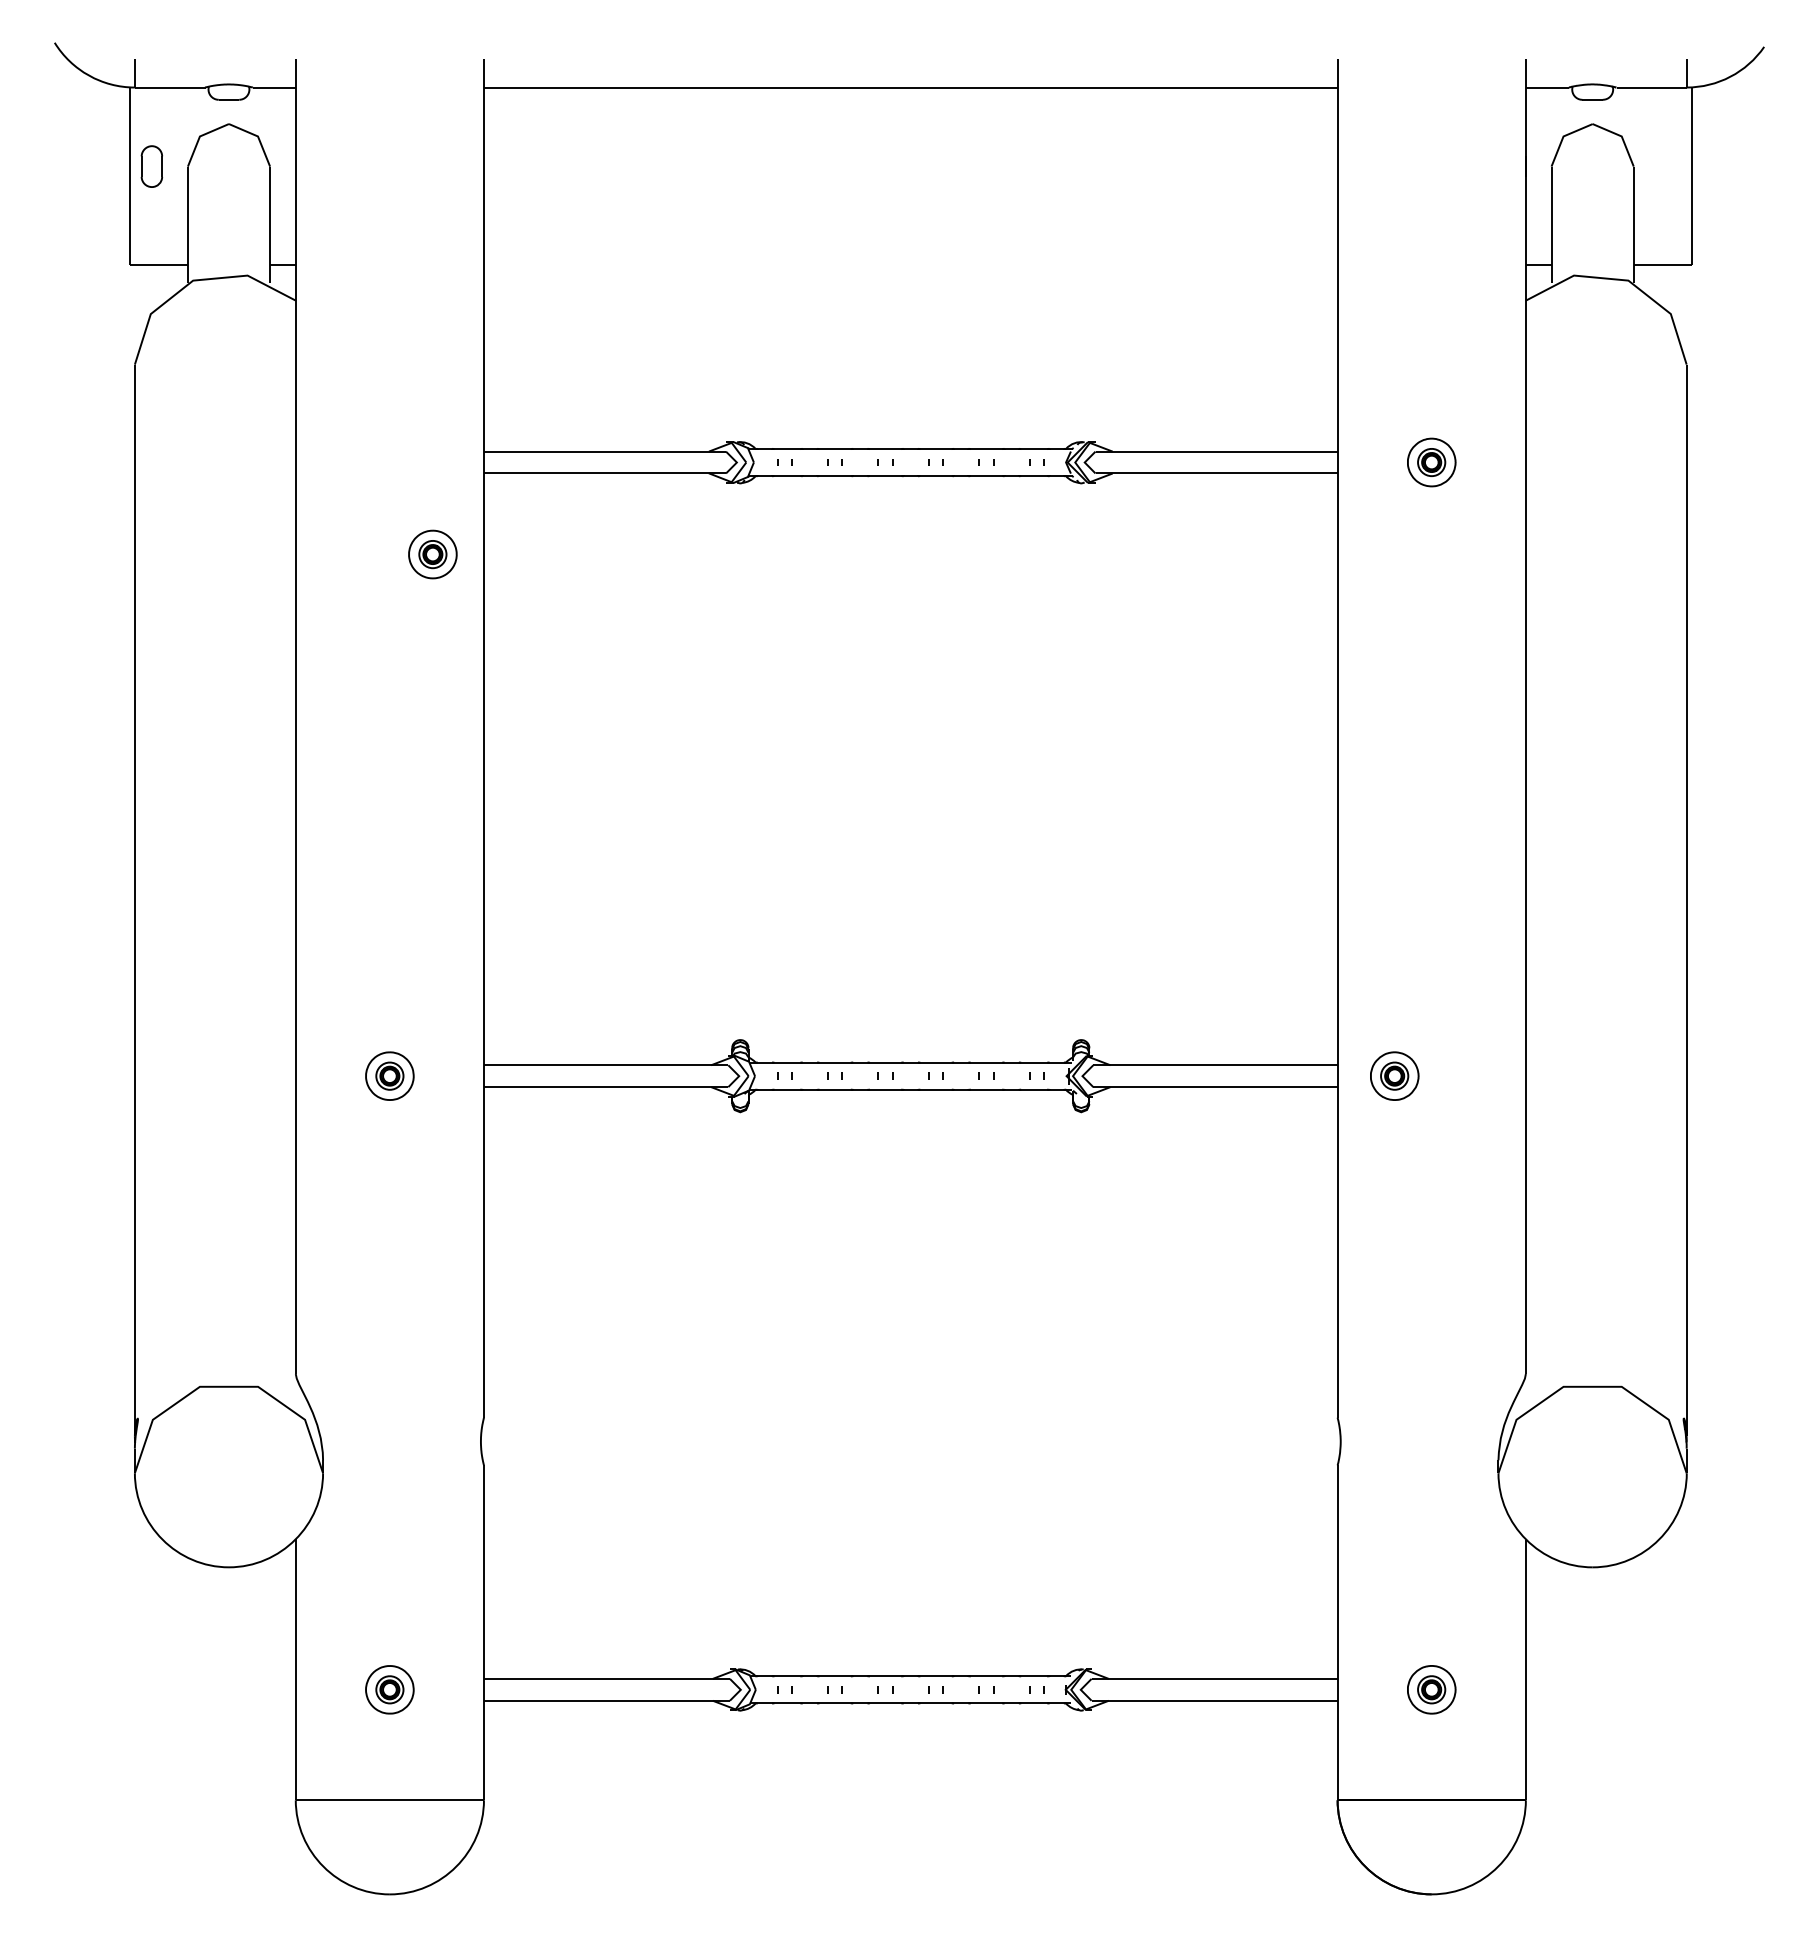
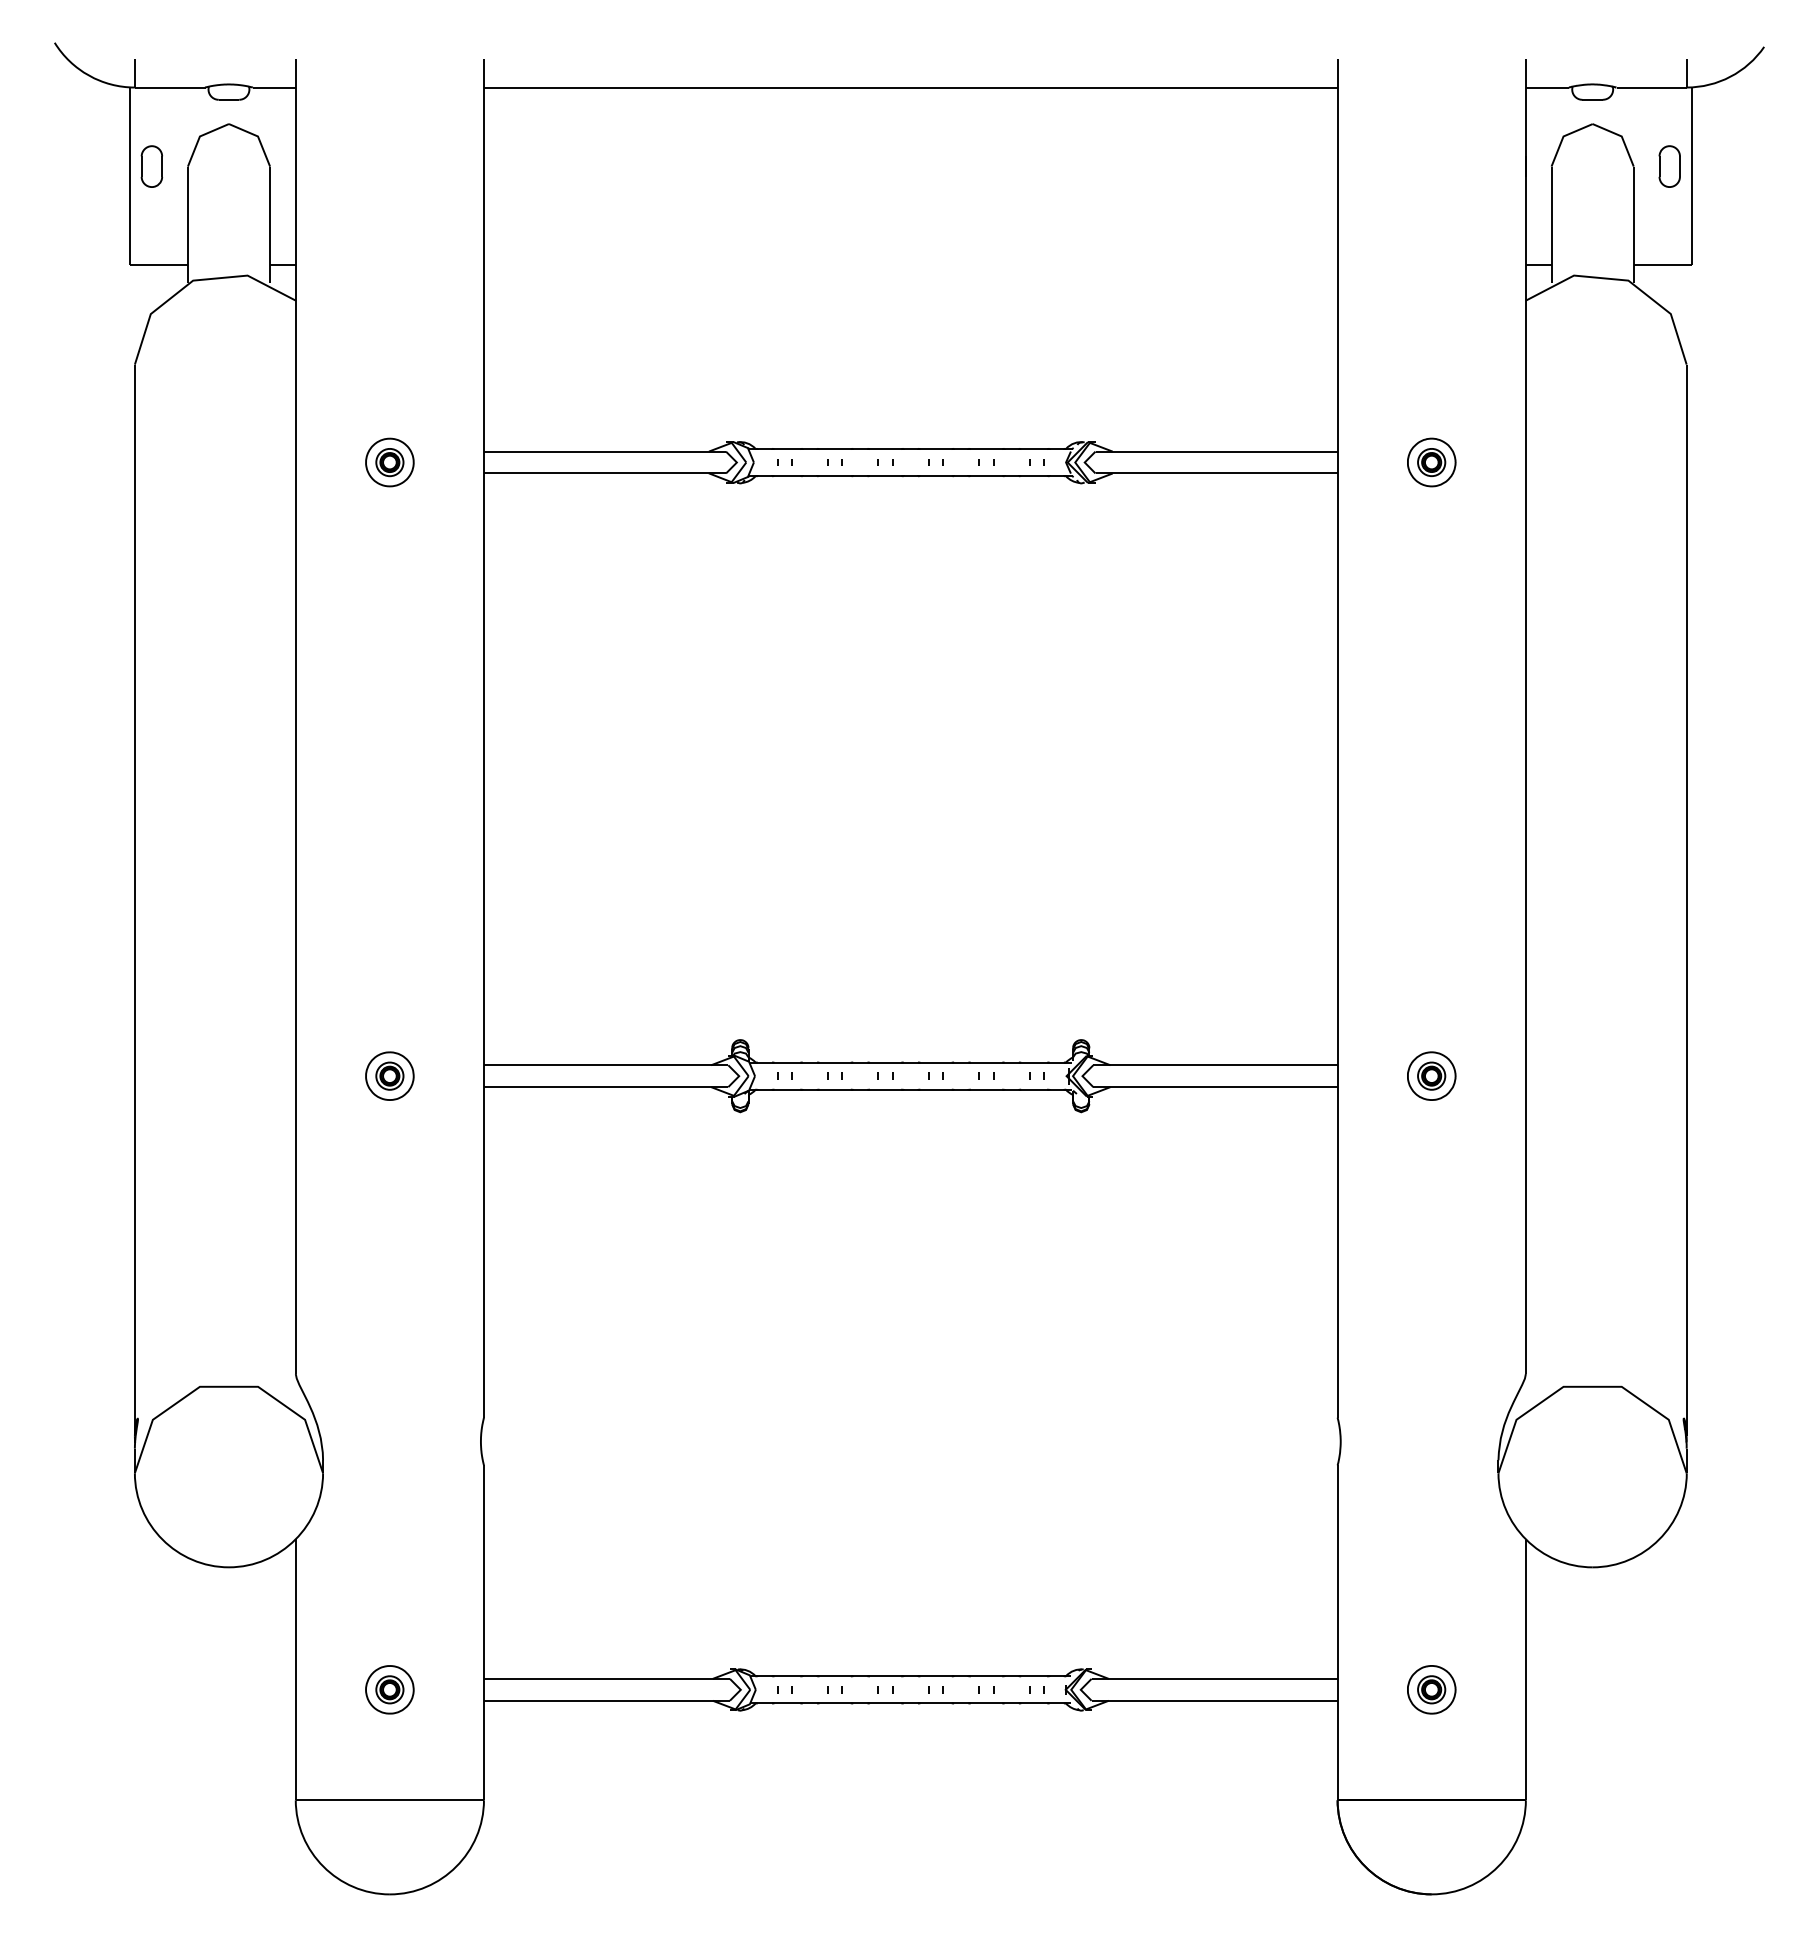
part: none -> present (1669, 166)
part position: (432, 554) -> (389, 462) (389, 462)
part position: (1394, 1075) -> (1431, 1075) (1431, 1075)
